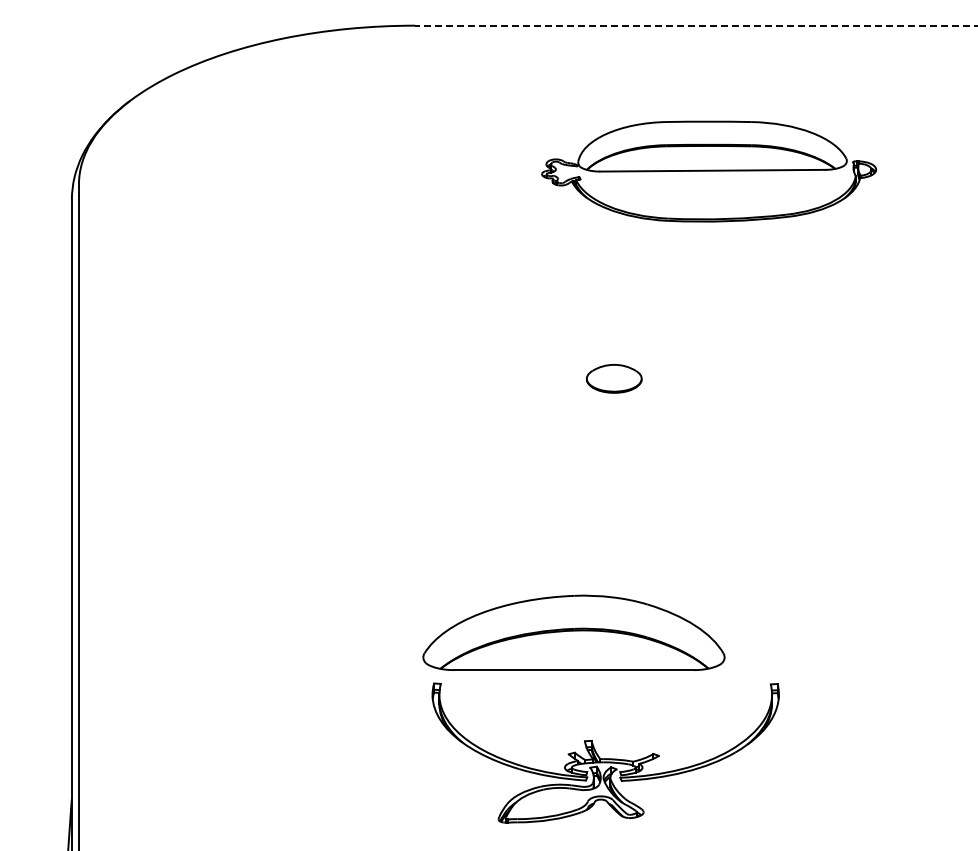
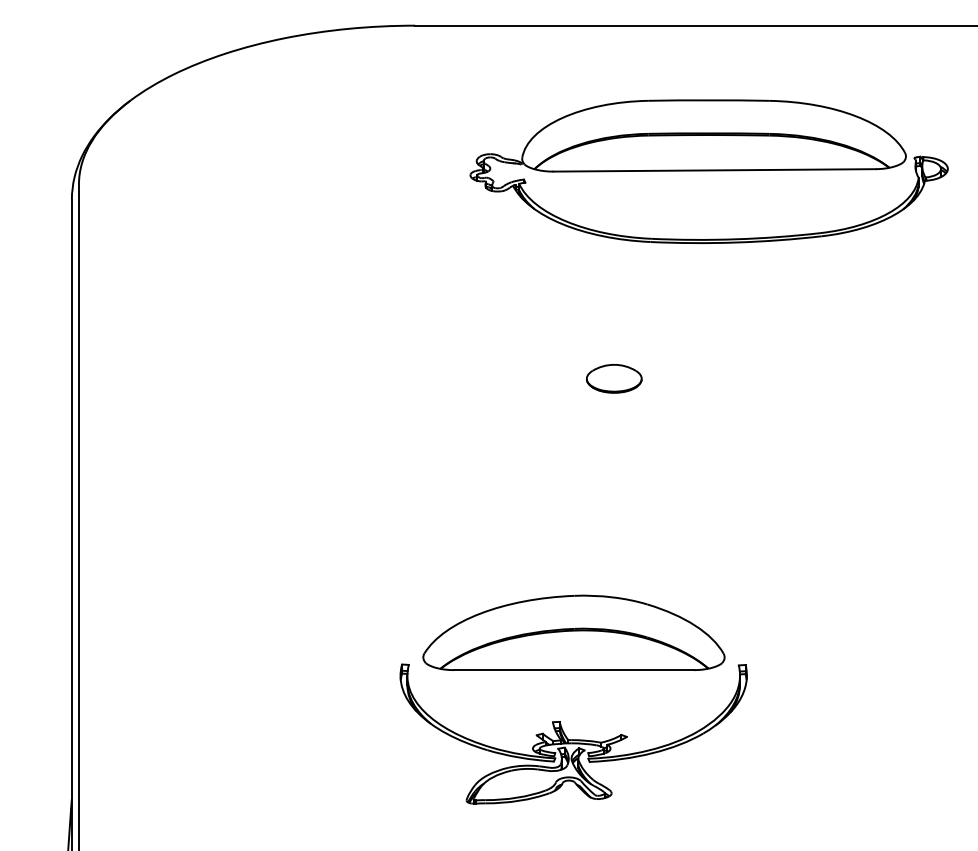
line: dashed -> solid (696, 25)
part size: 337x103 px -> 480x145 px (708, 171)
part position: (605, 752) -> (573, 733) (573, 733)
